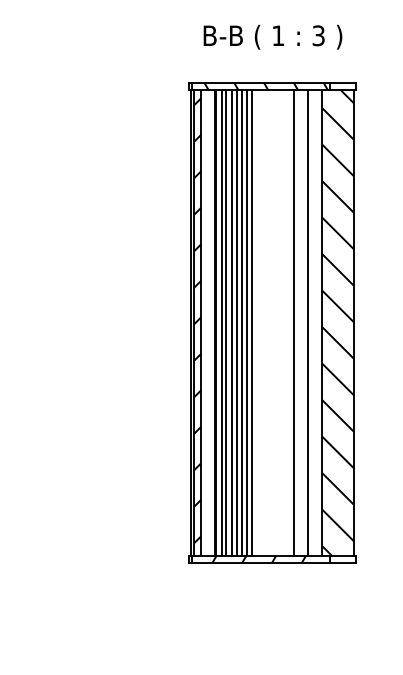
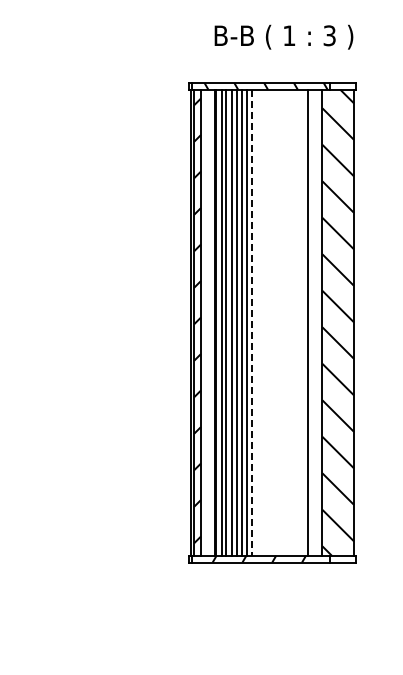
text position: (272, 36) -> (283, 36) (283, 36)
line: present -> none (293, 322)
line: solid -> dashed (252, 323)
